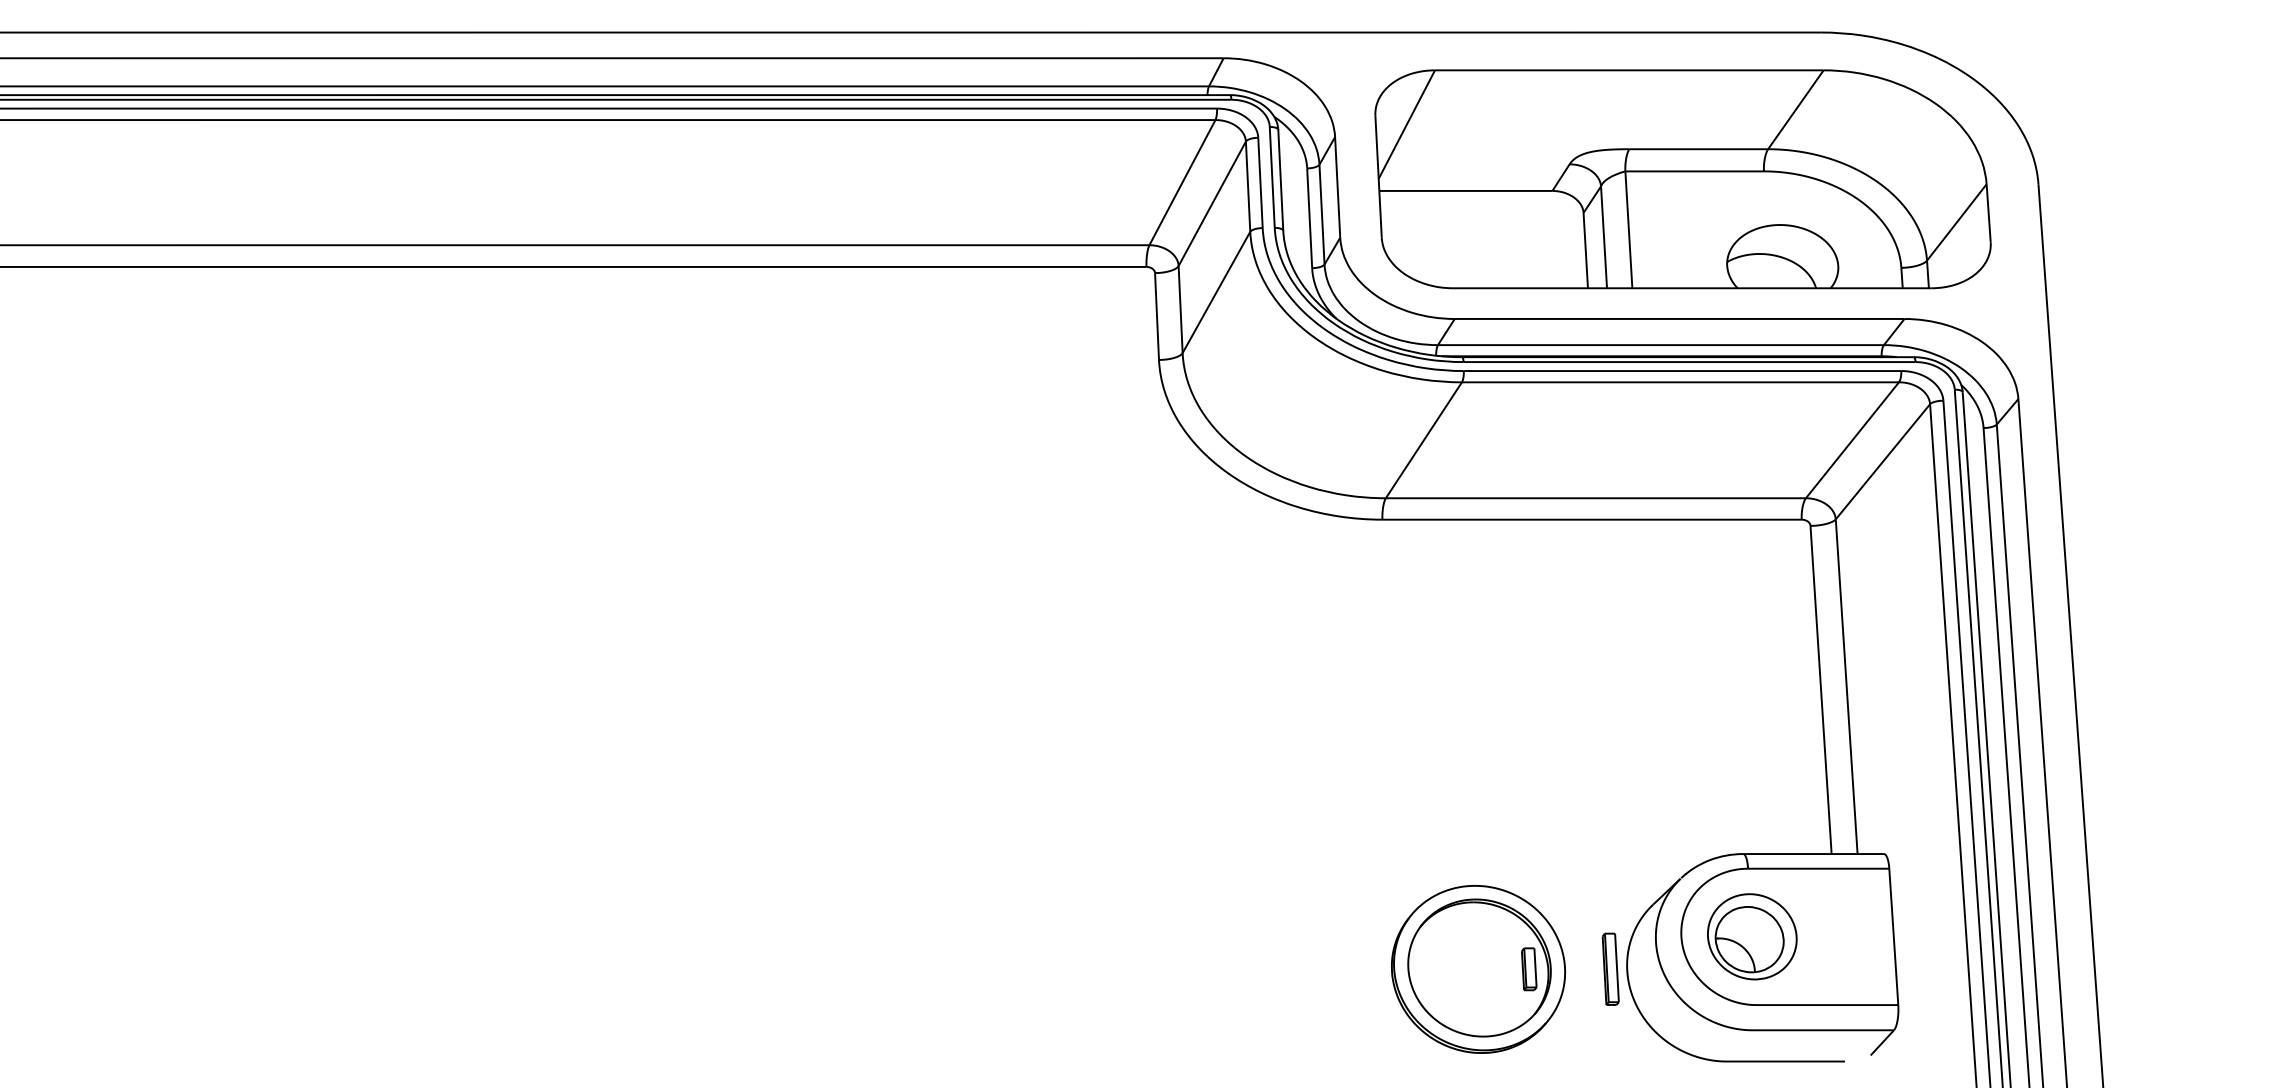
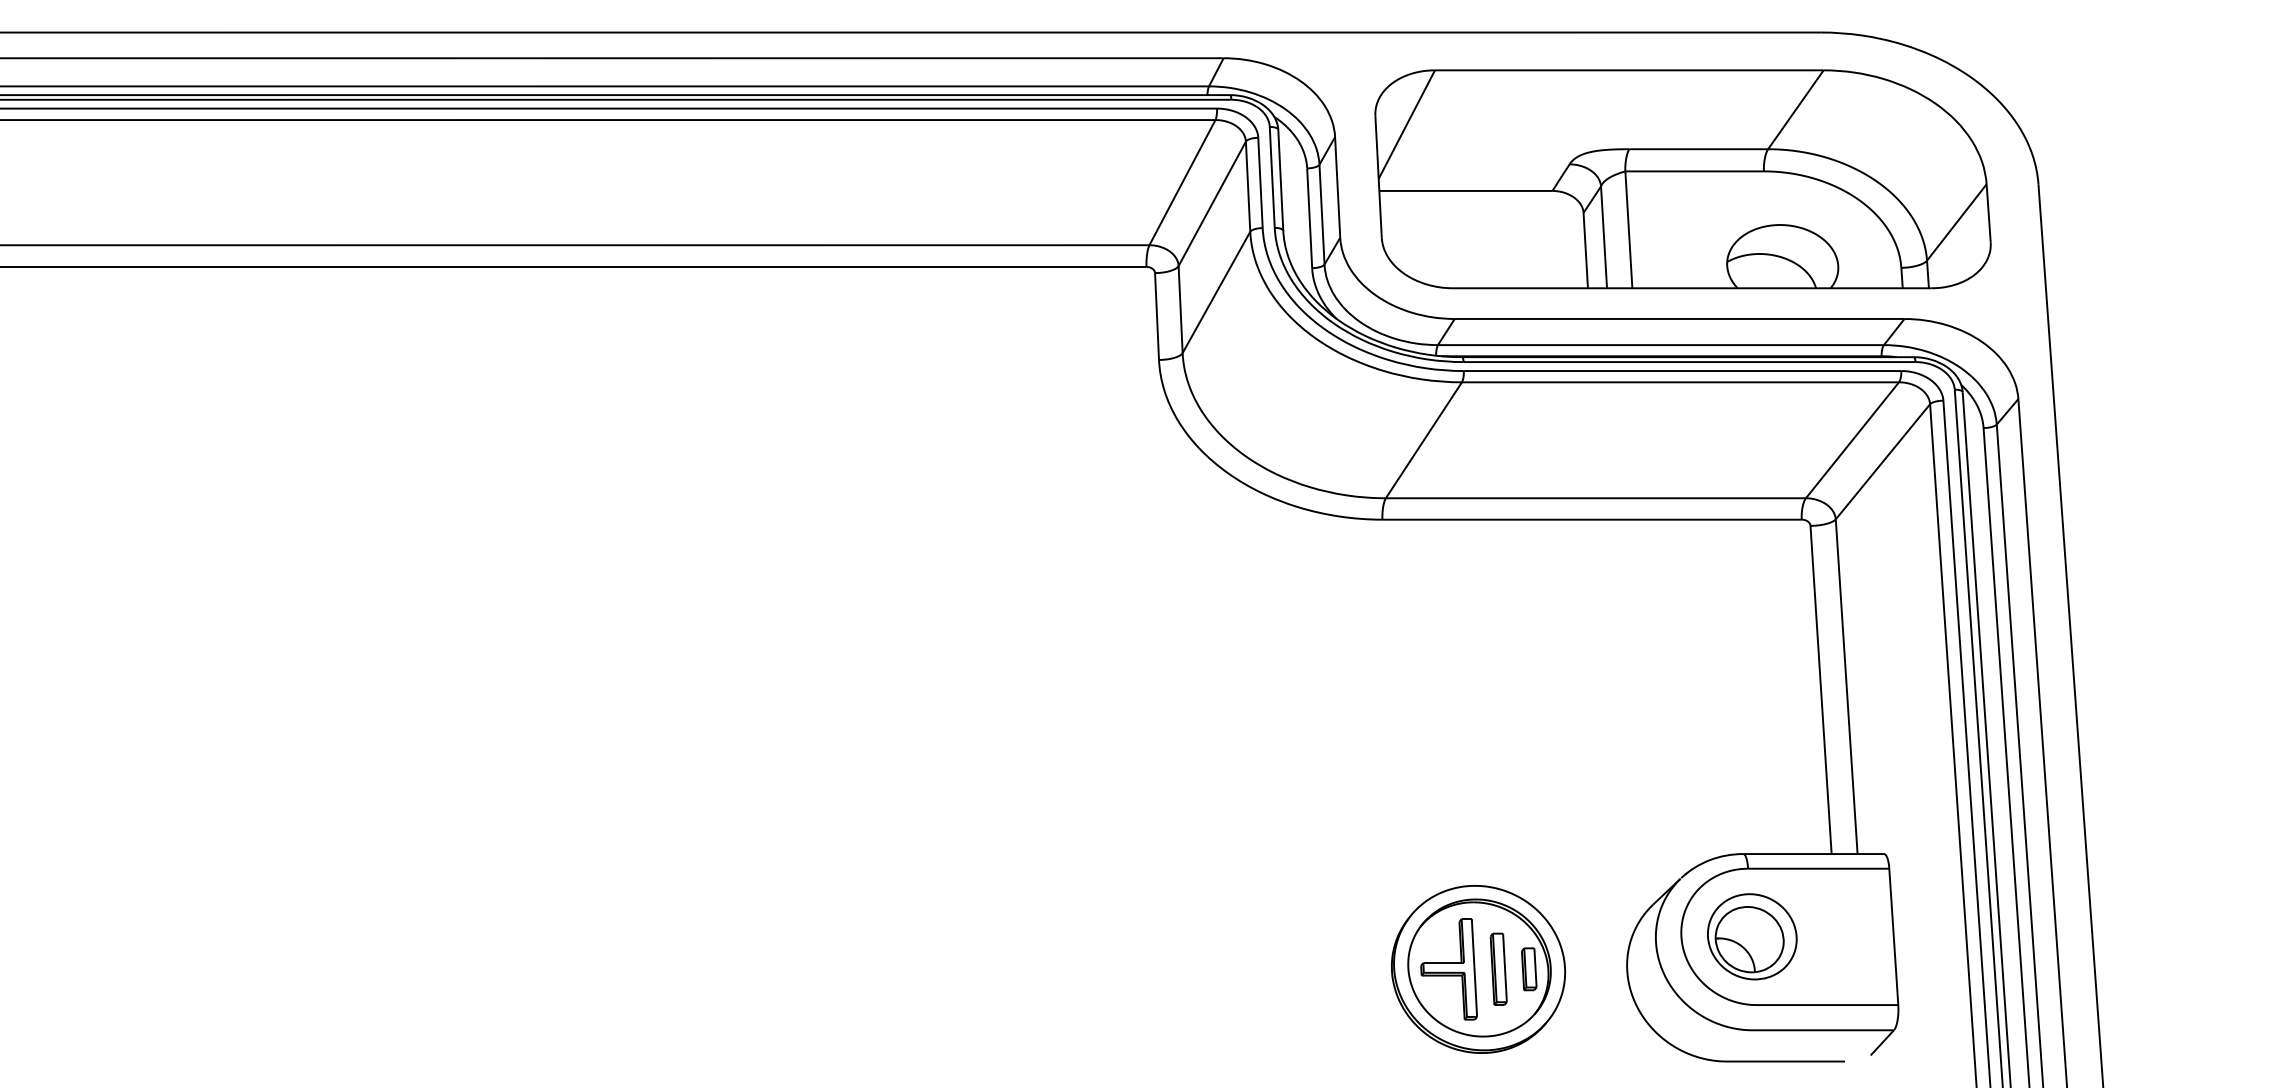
part position: (1610, 968) -> (1498, 968) (1498, 968)
part: none -> present (1448, 969)
